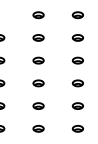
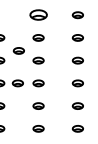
part size: 13x9 px -> 19x12 px (38, 14)
part: none -> present (18, 50)
part: none -> present (17, 83)
